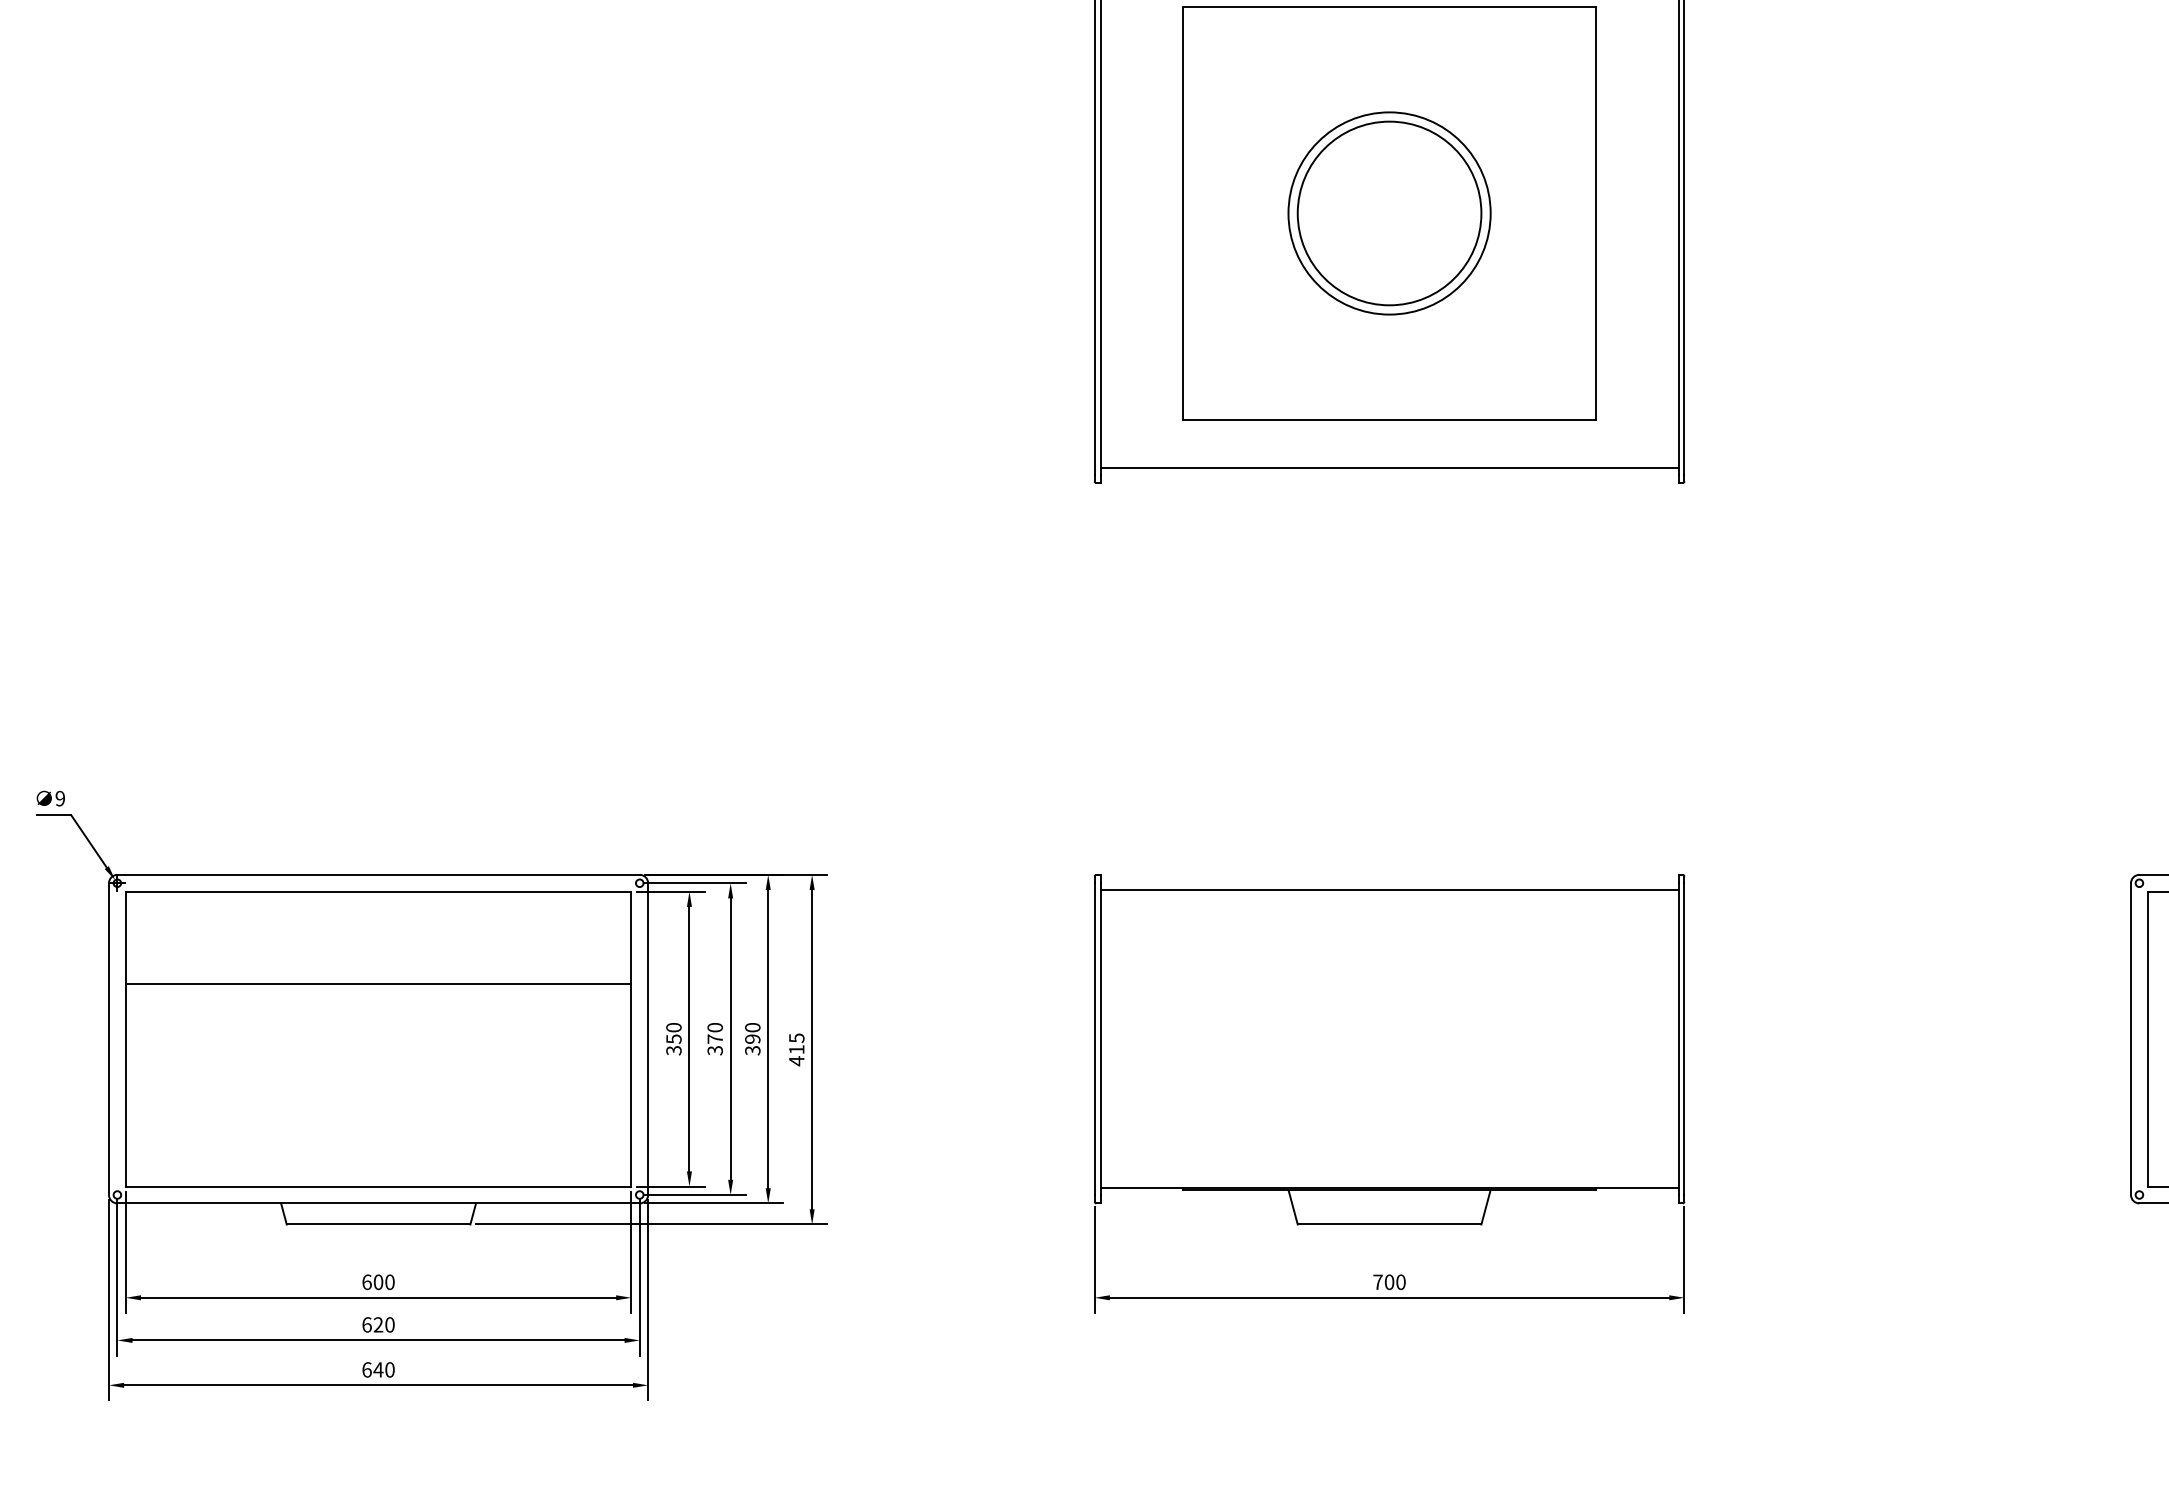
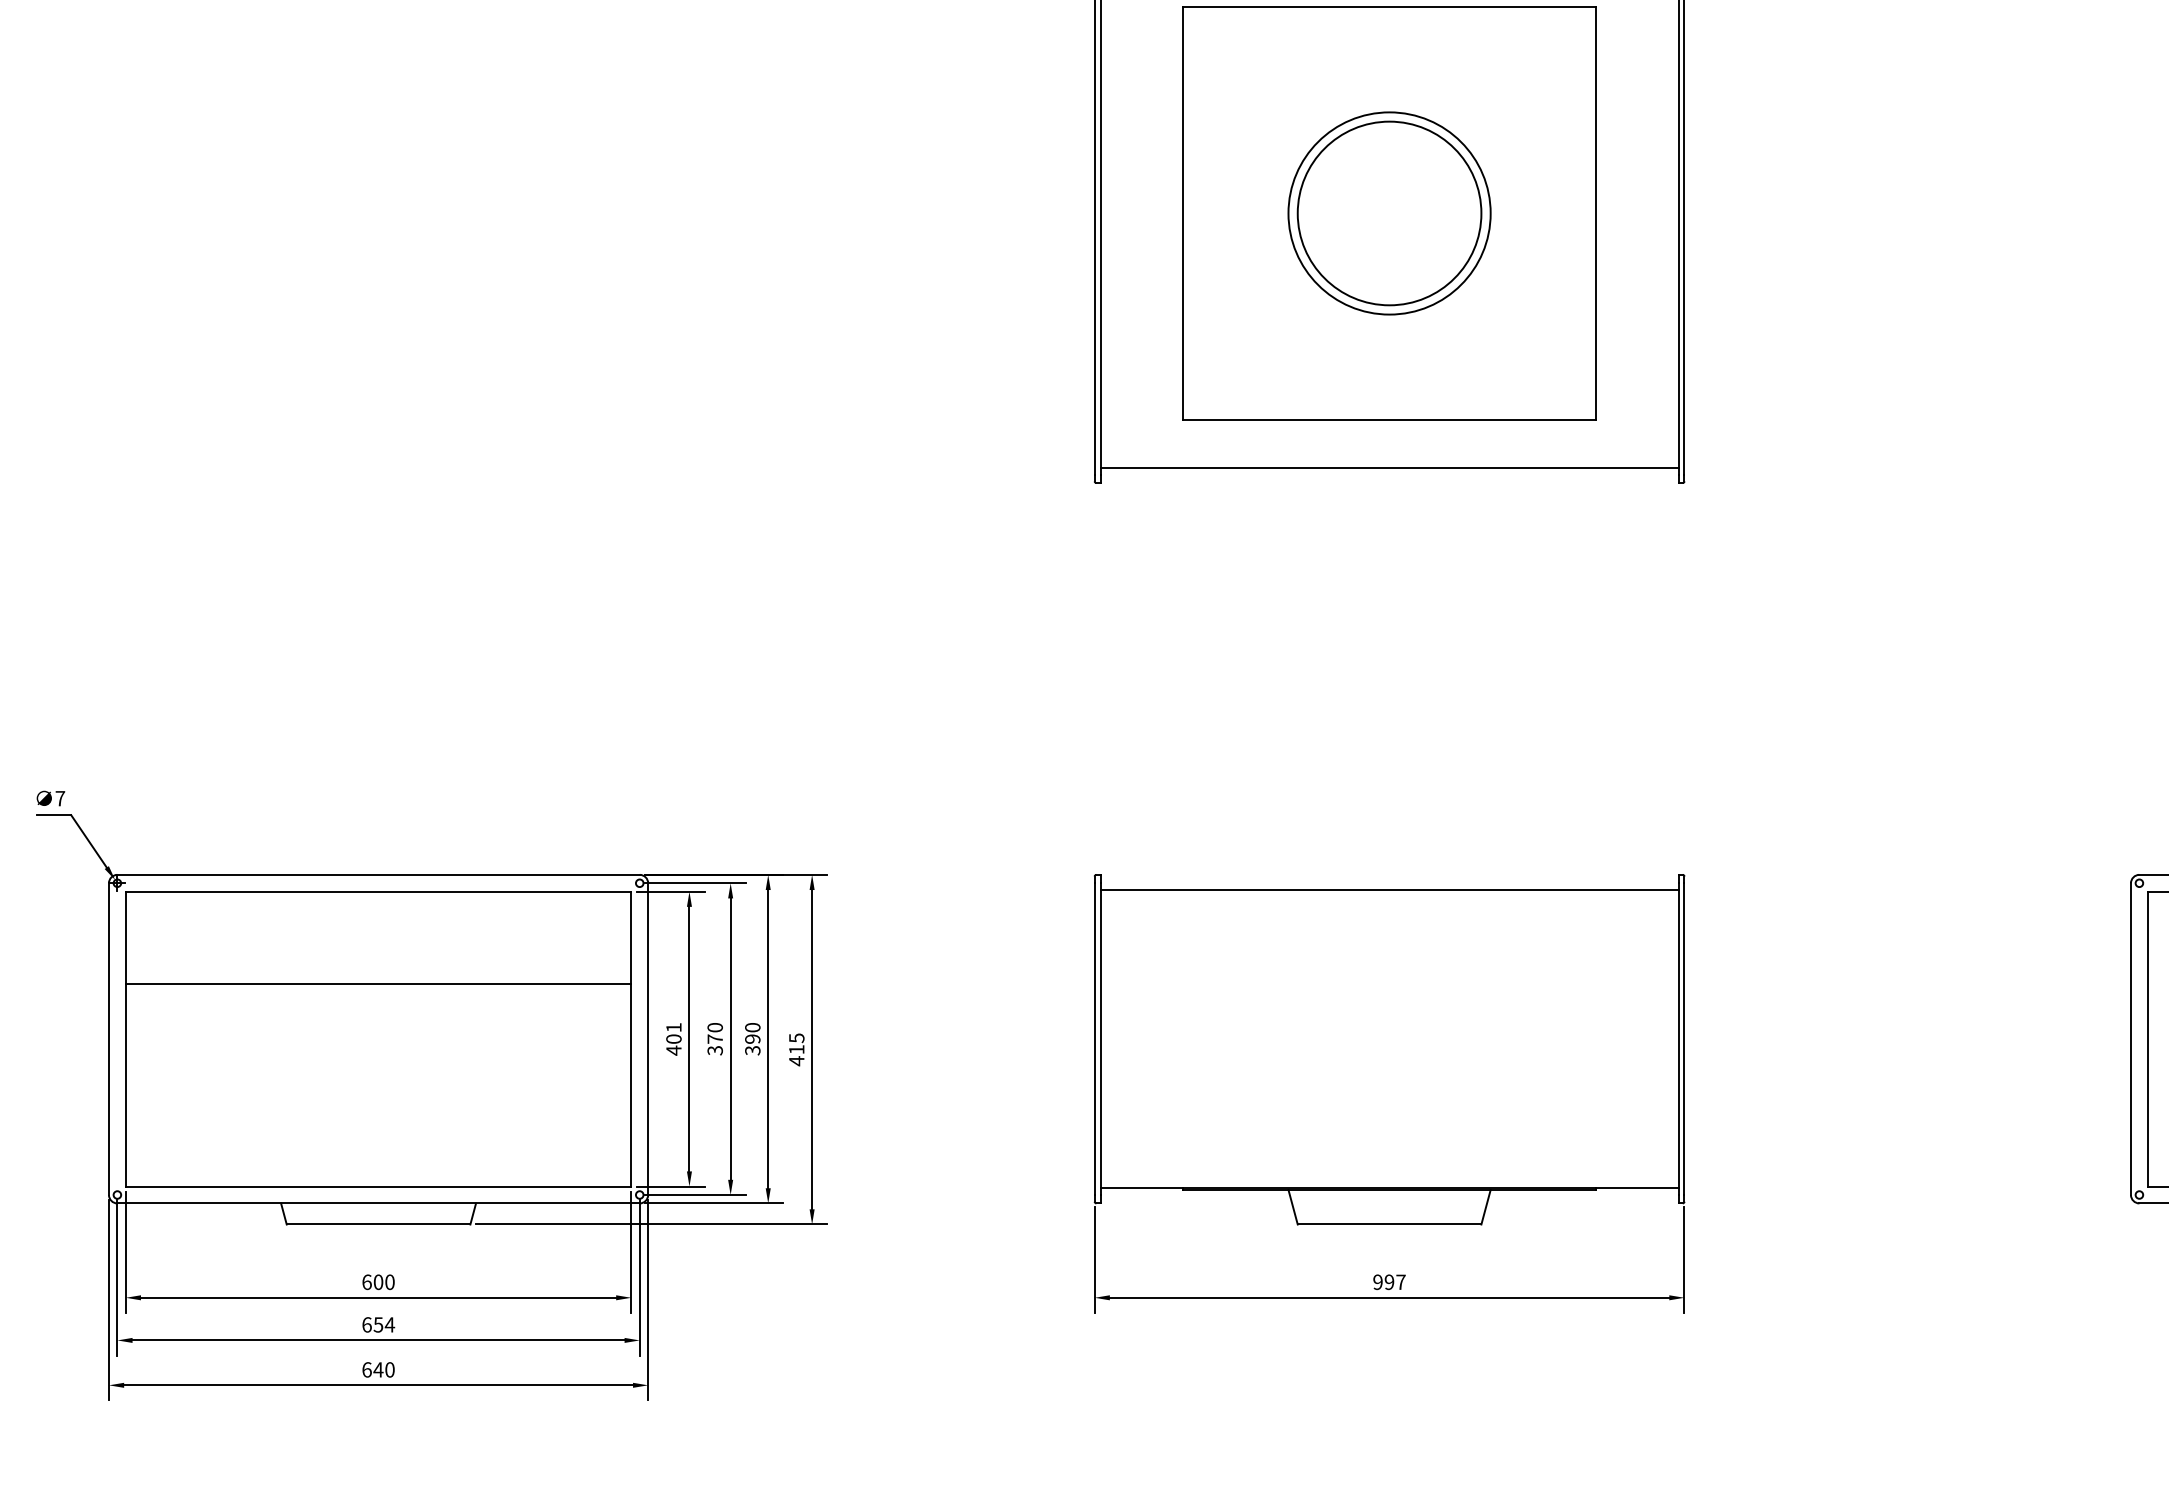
text: 9 -> 7 (60, 798)
text: 350 -> 401 (673, 1039)
text: 700 -> 997 (1389, 1282)
text: 620 -> 654 (384, 1324)
